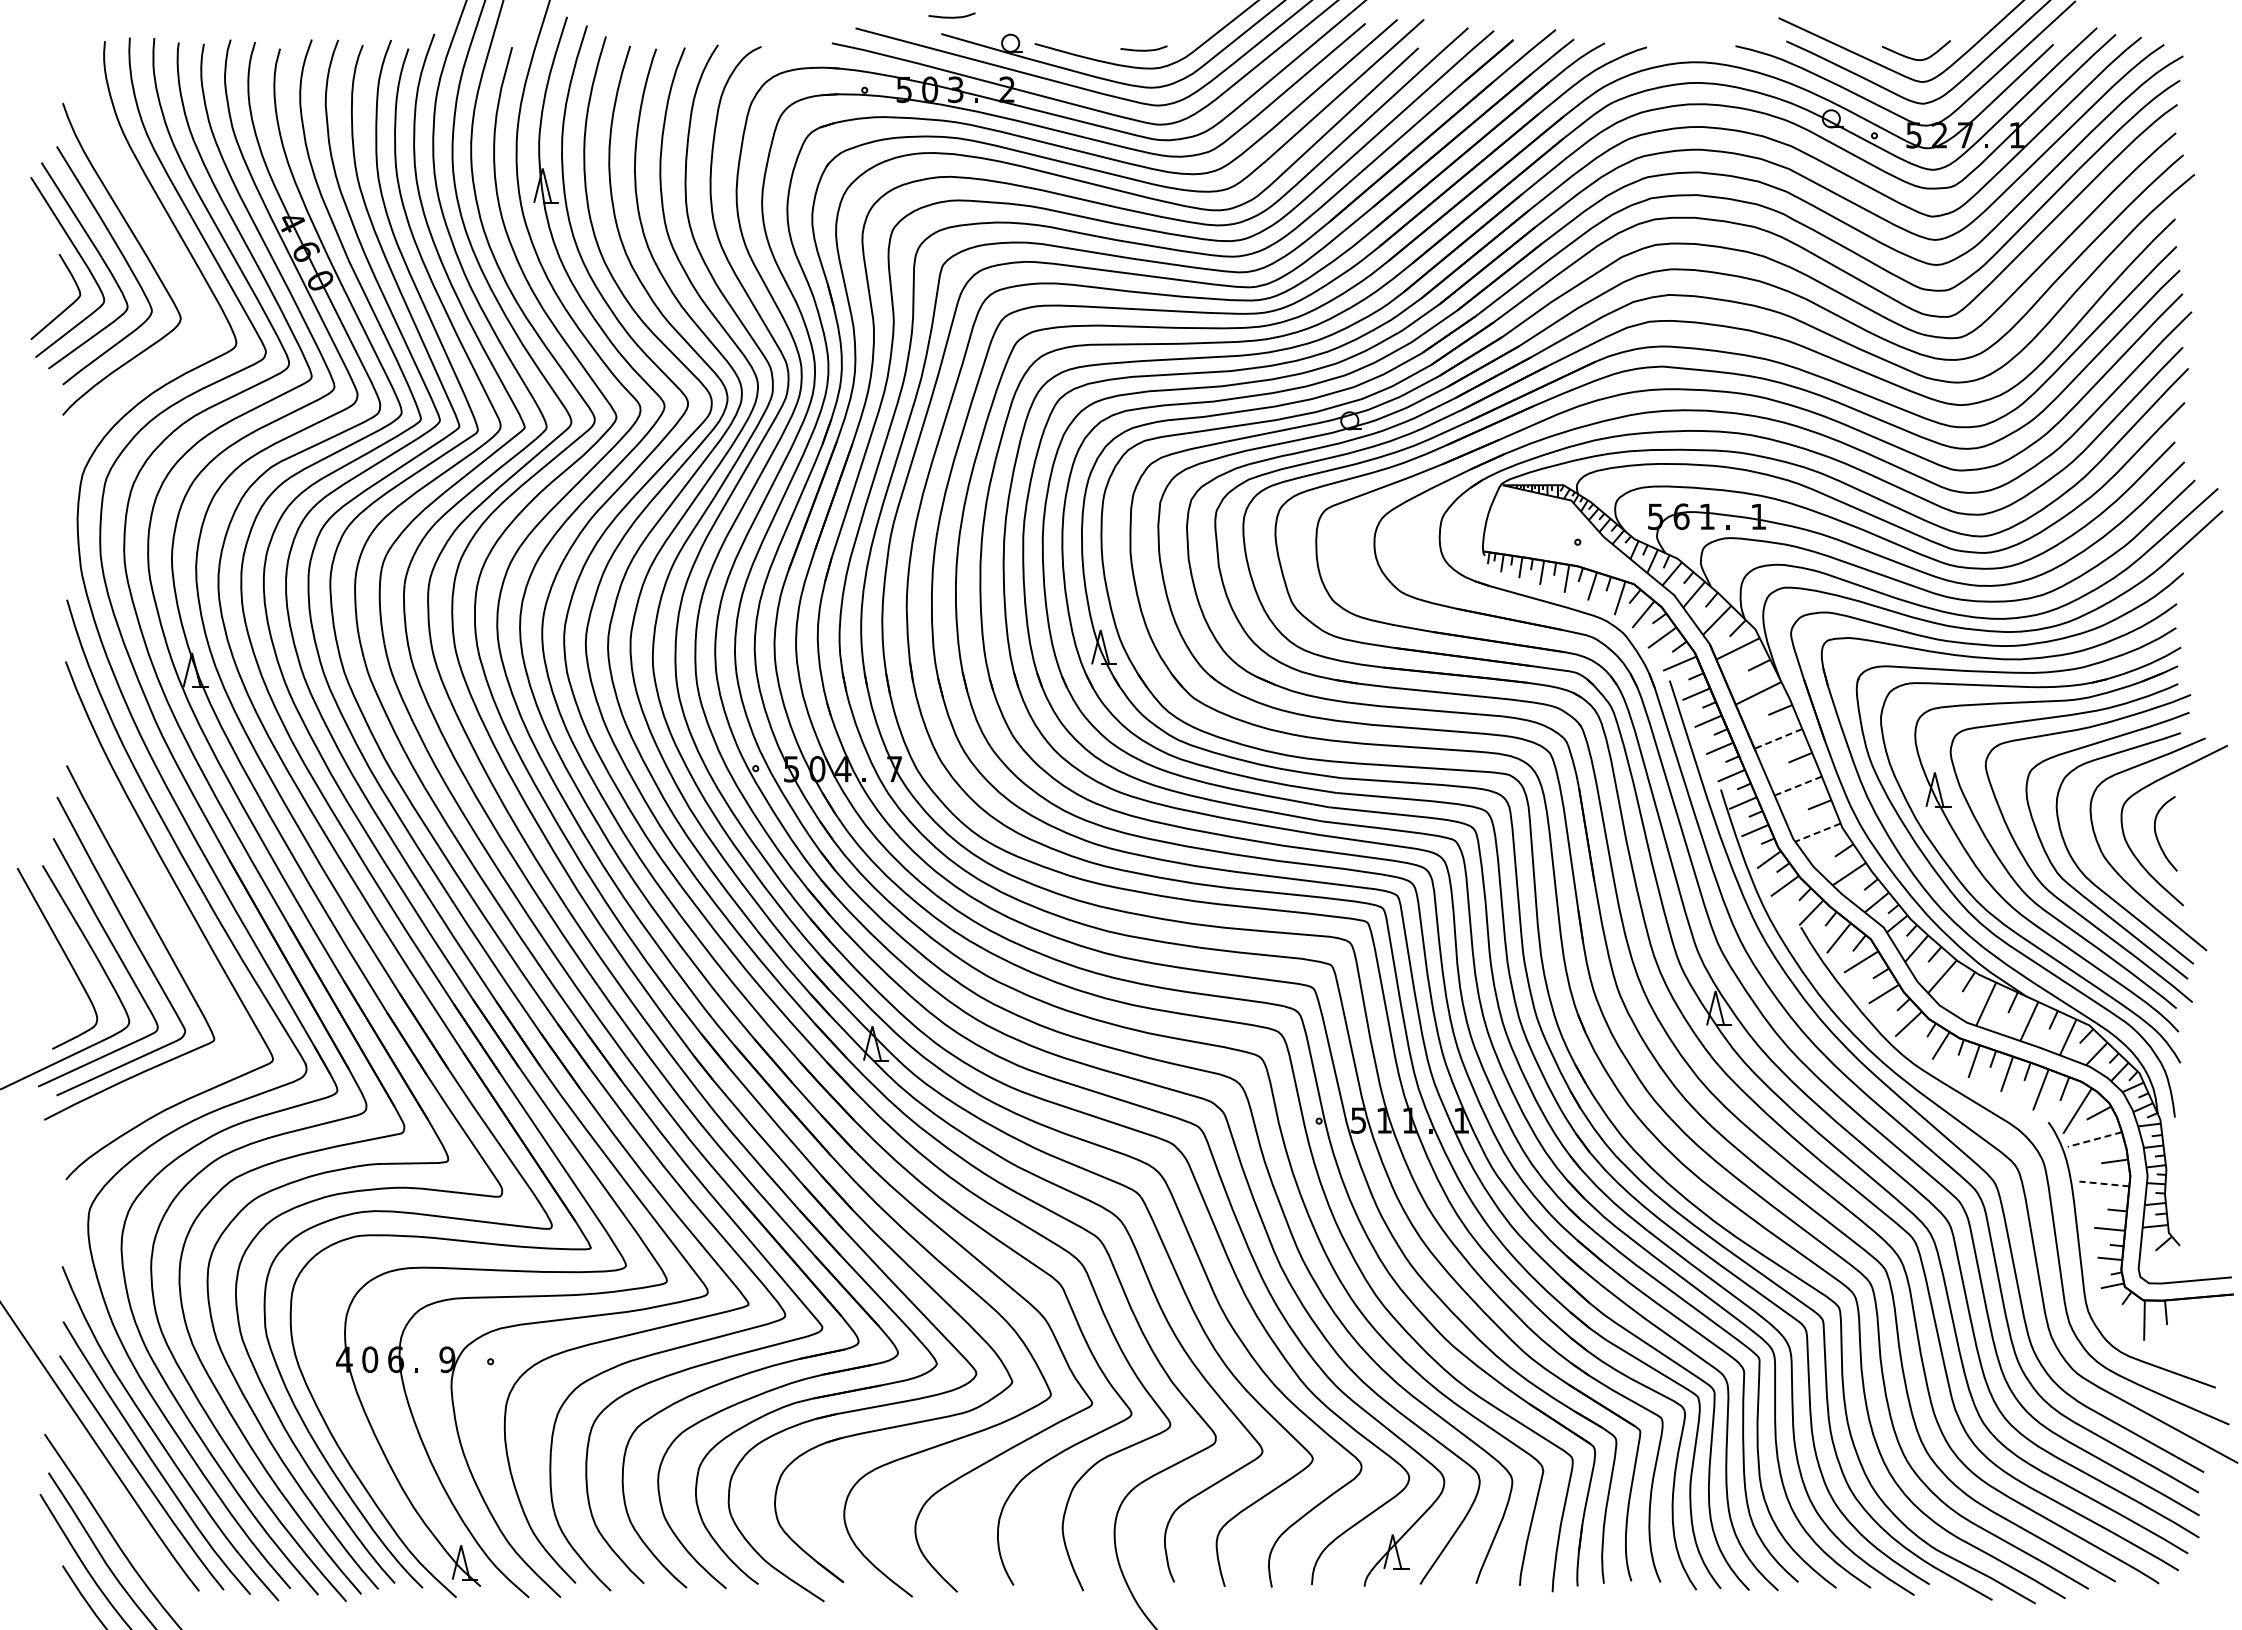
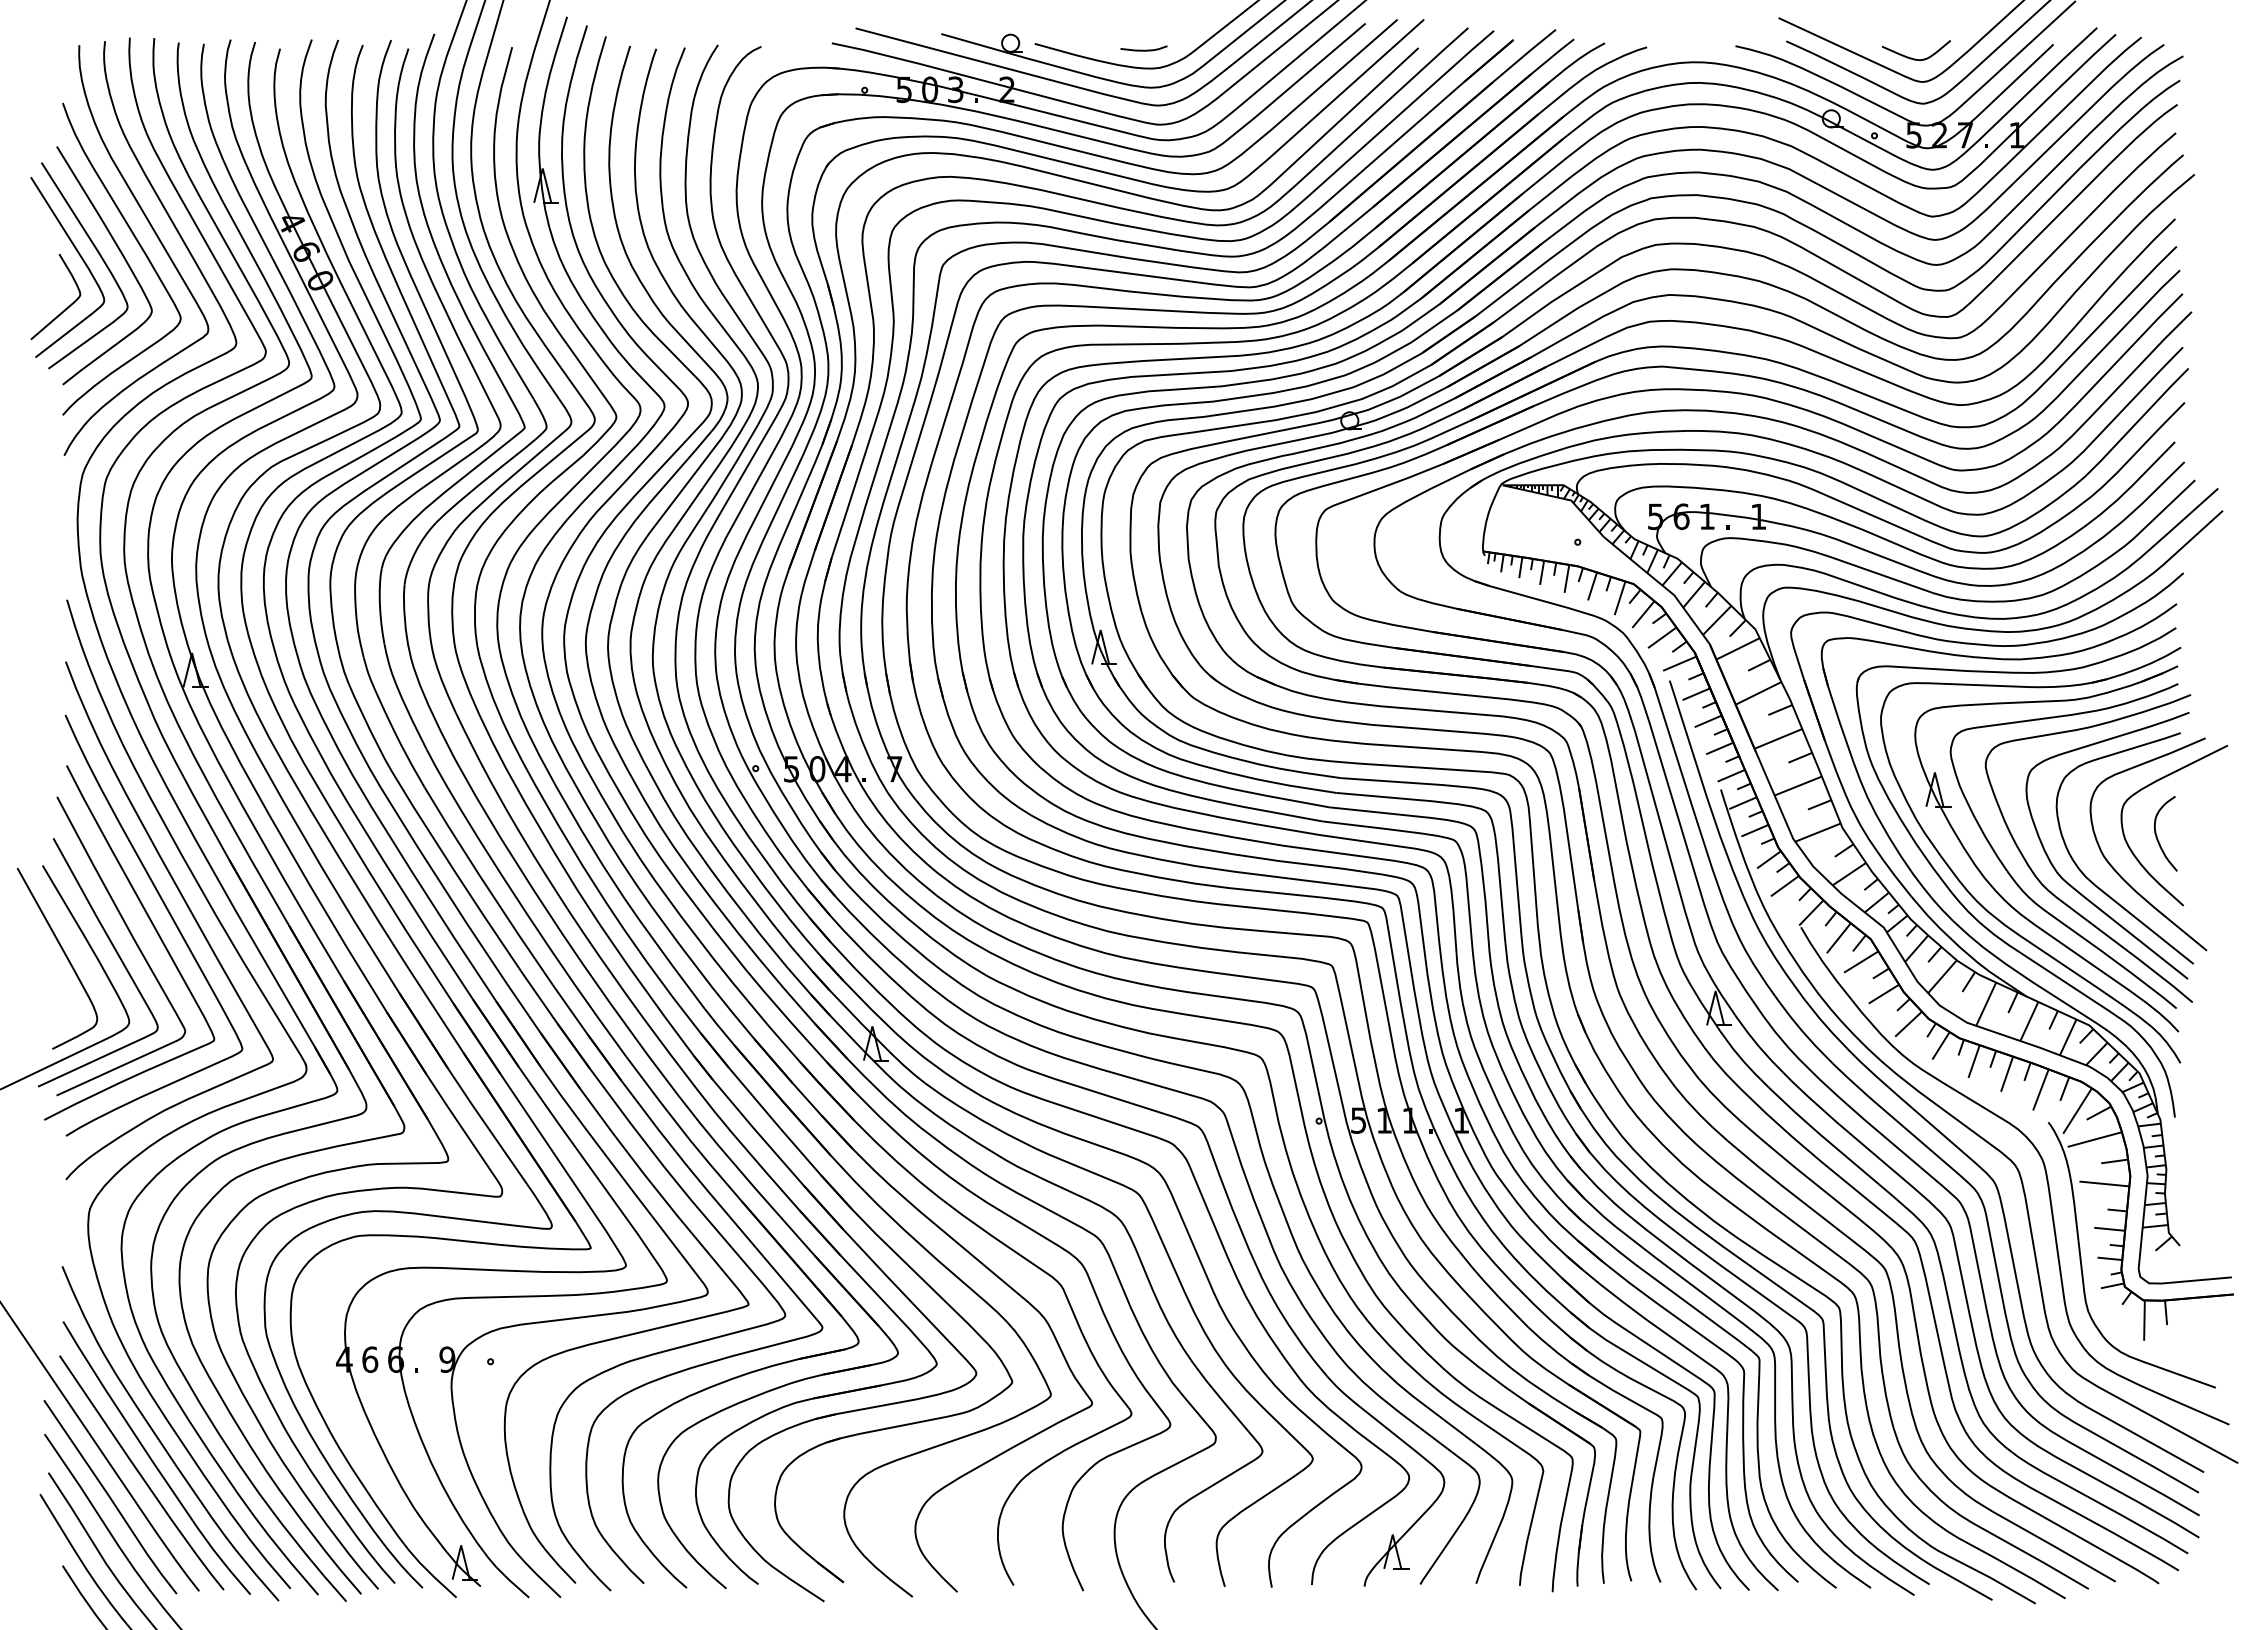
curve: present -> none (951, 16)
curve: none -> present (158, 240)
line: dashed -> solid (1778, 738)
line: dashed -> solid (1797, 786)
line: dashed -> solid (1817, 832)
curve: none -> present (170, 917)
line: dashed -> solid (2094, 1139)
line: dashed -> solid (2103, 1183)
text: 0 -> 6 (370, 1359)
line: none -> present (110, 1497)
